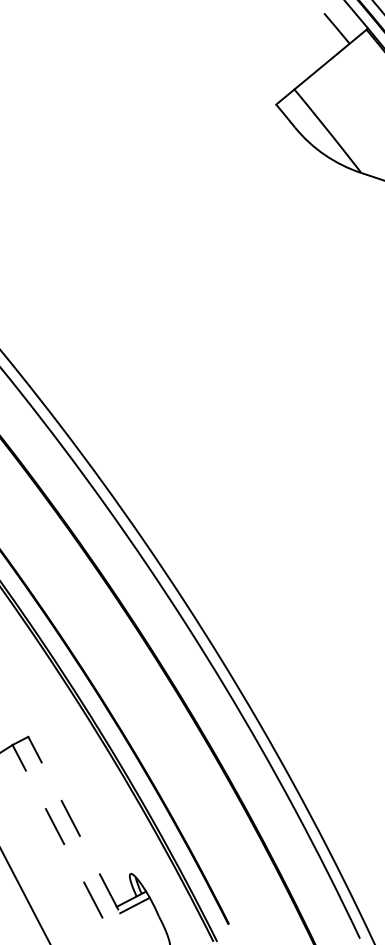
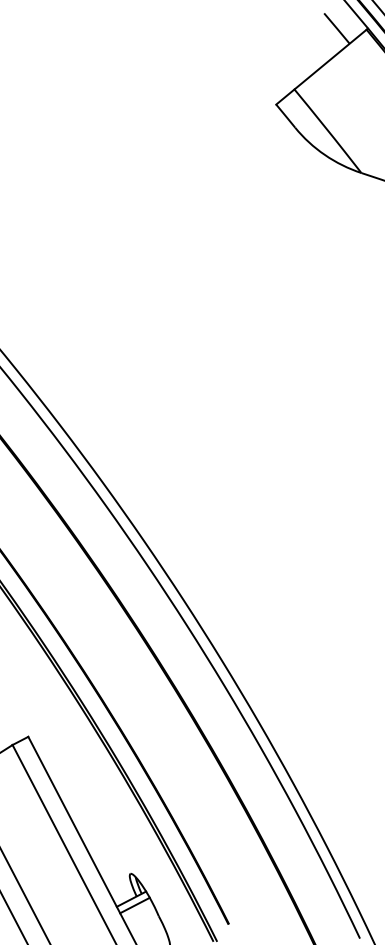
line: dashed -> solid (82, 840)
line: dashed -> solid (64, 844)
line: none -> present (14, 918)
